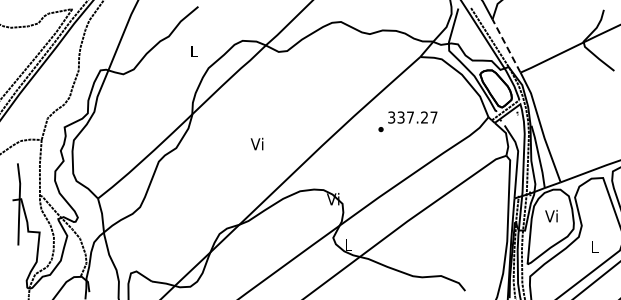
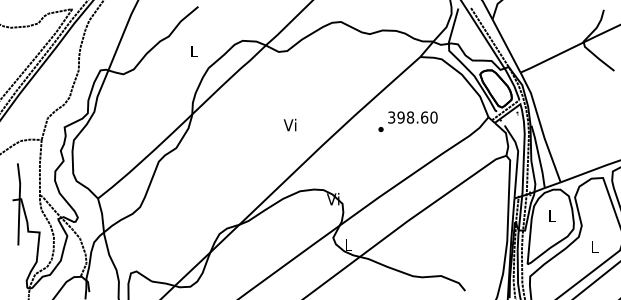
line: dashed -> solid (506, 46)
text: 337.27 -> 398.60 (417, 117)
text position: (256, 143) -> (289, 124) (289, 124)
text: Vi -> L (551, 216)
